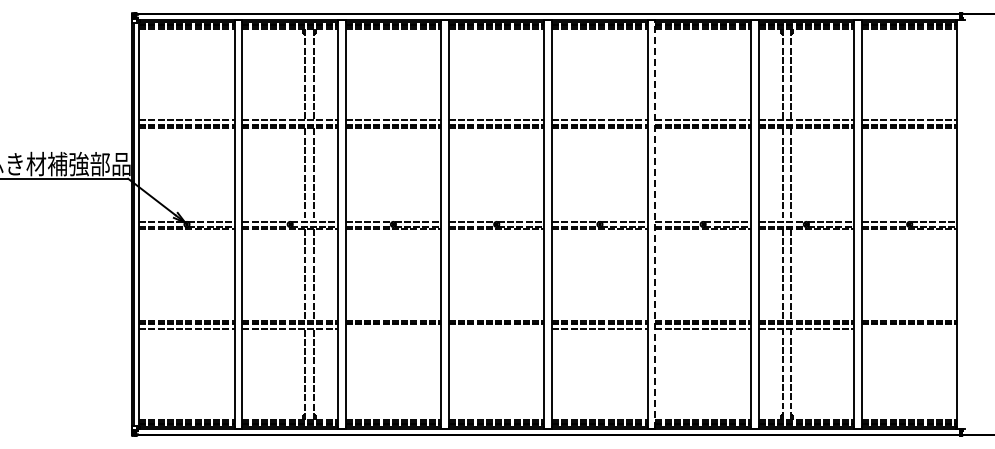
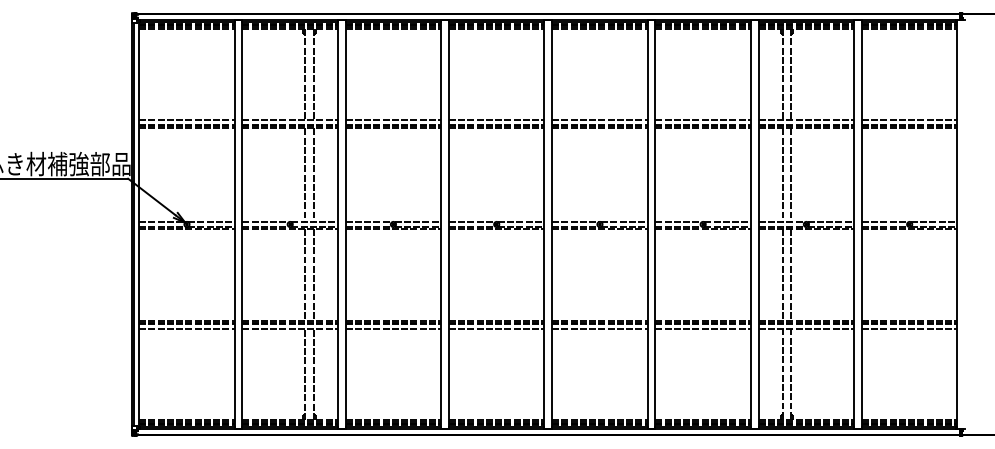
line: dashed -> solid (655, 223)
line: none -> present (393, 328)
line: none -> present (496, 328)
line: none -> present (909, 328)
